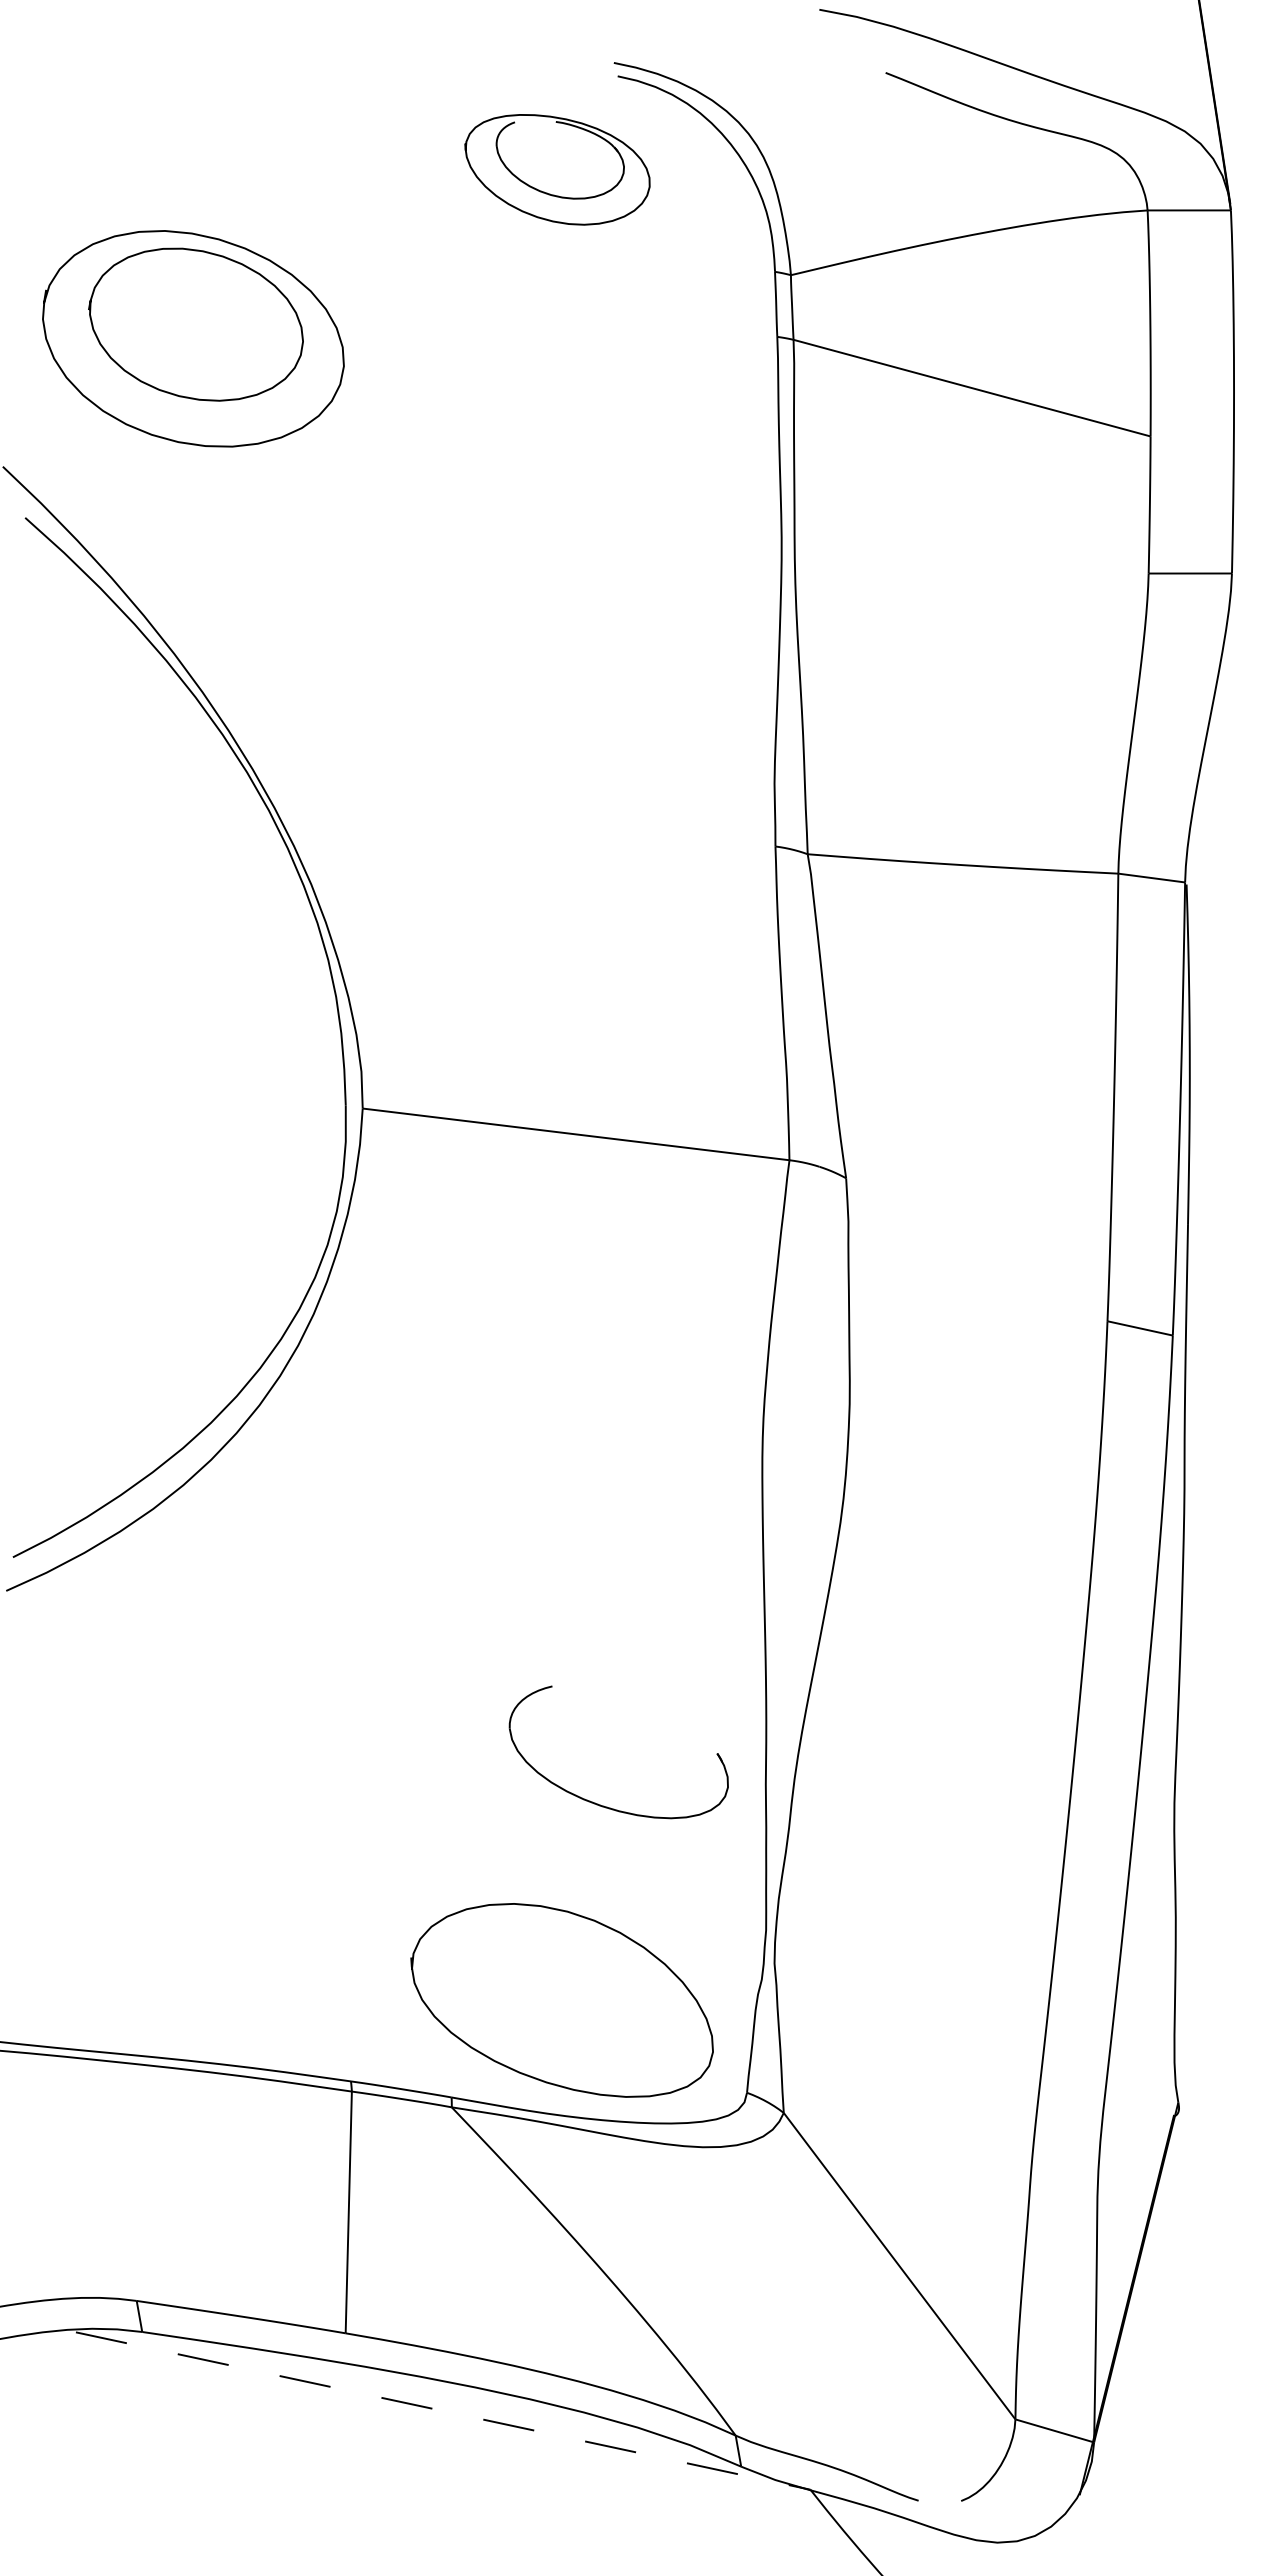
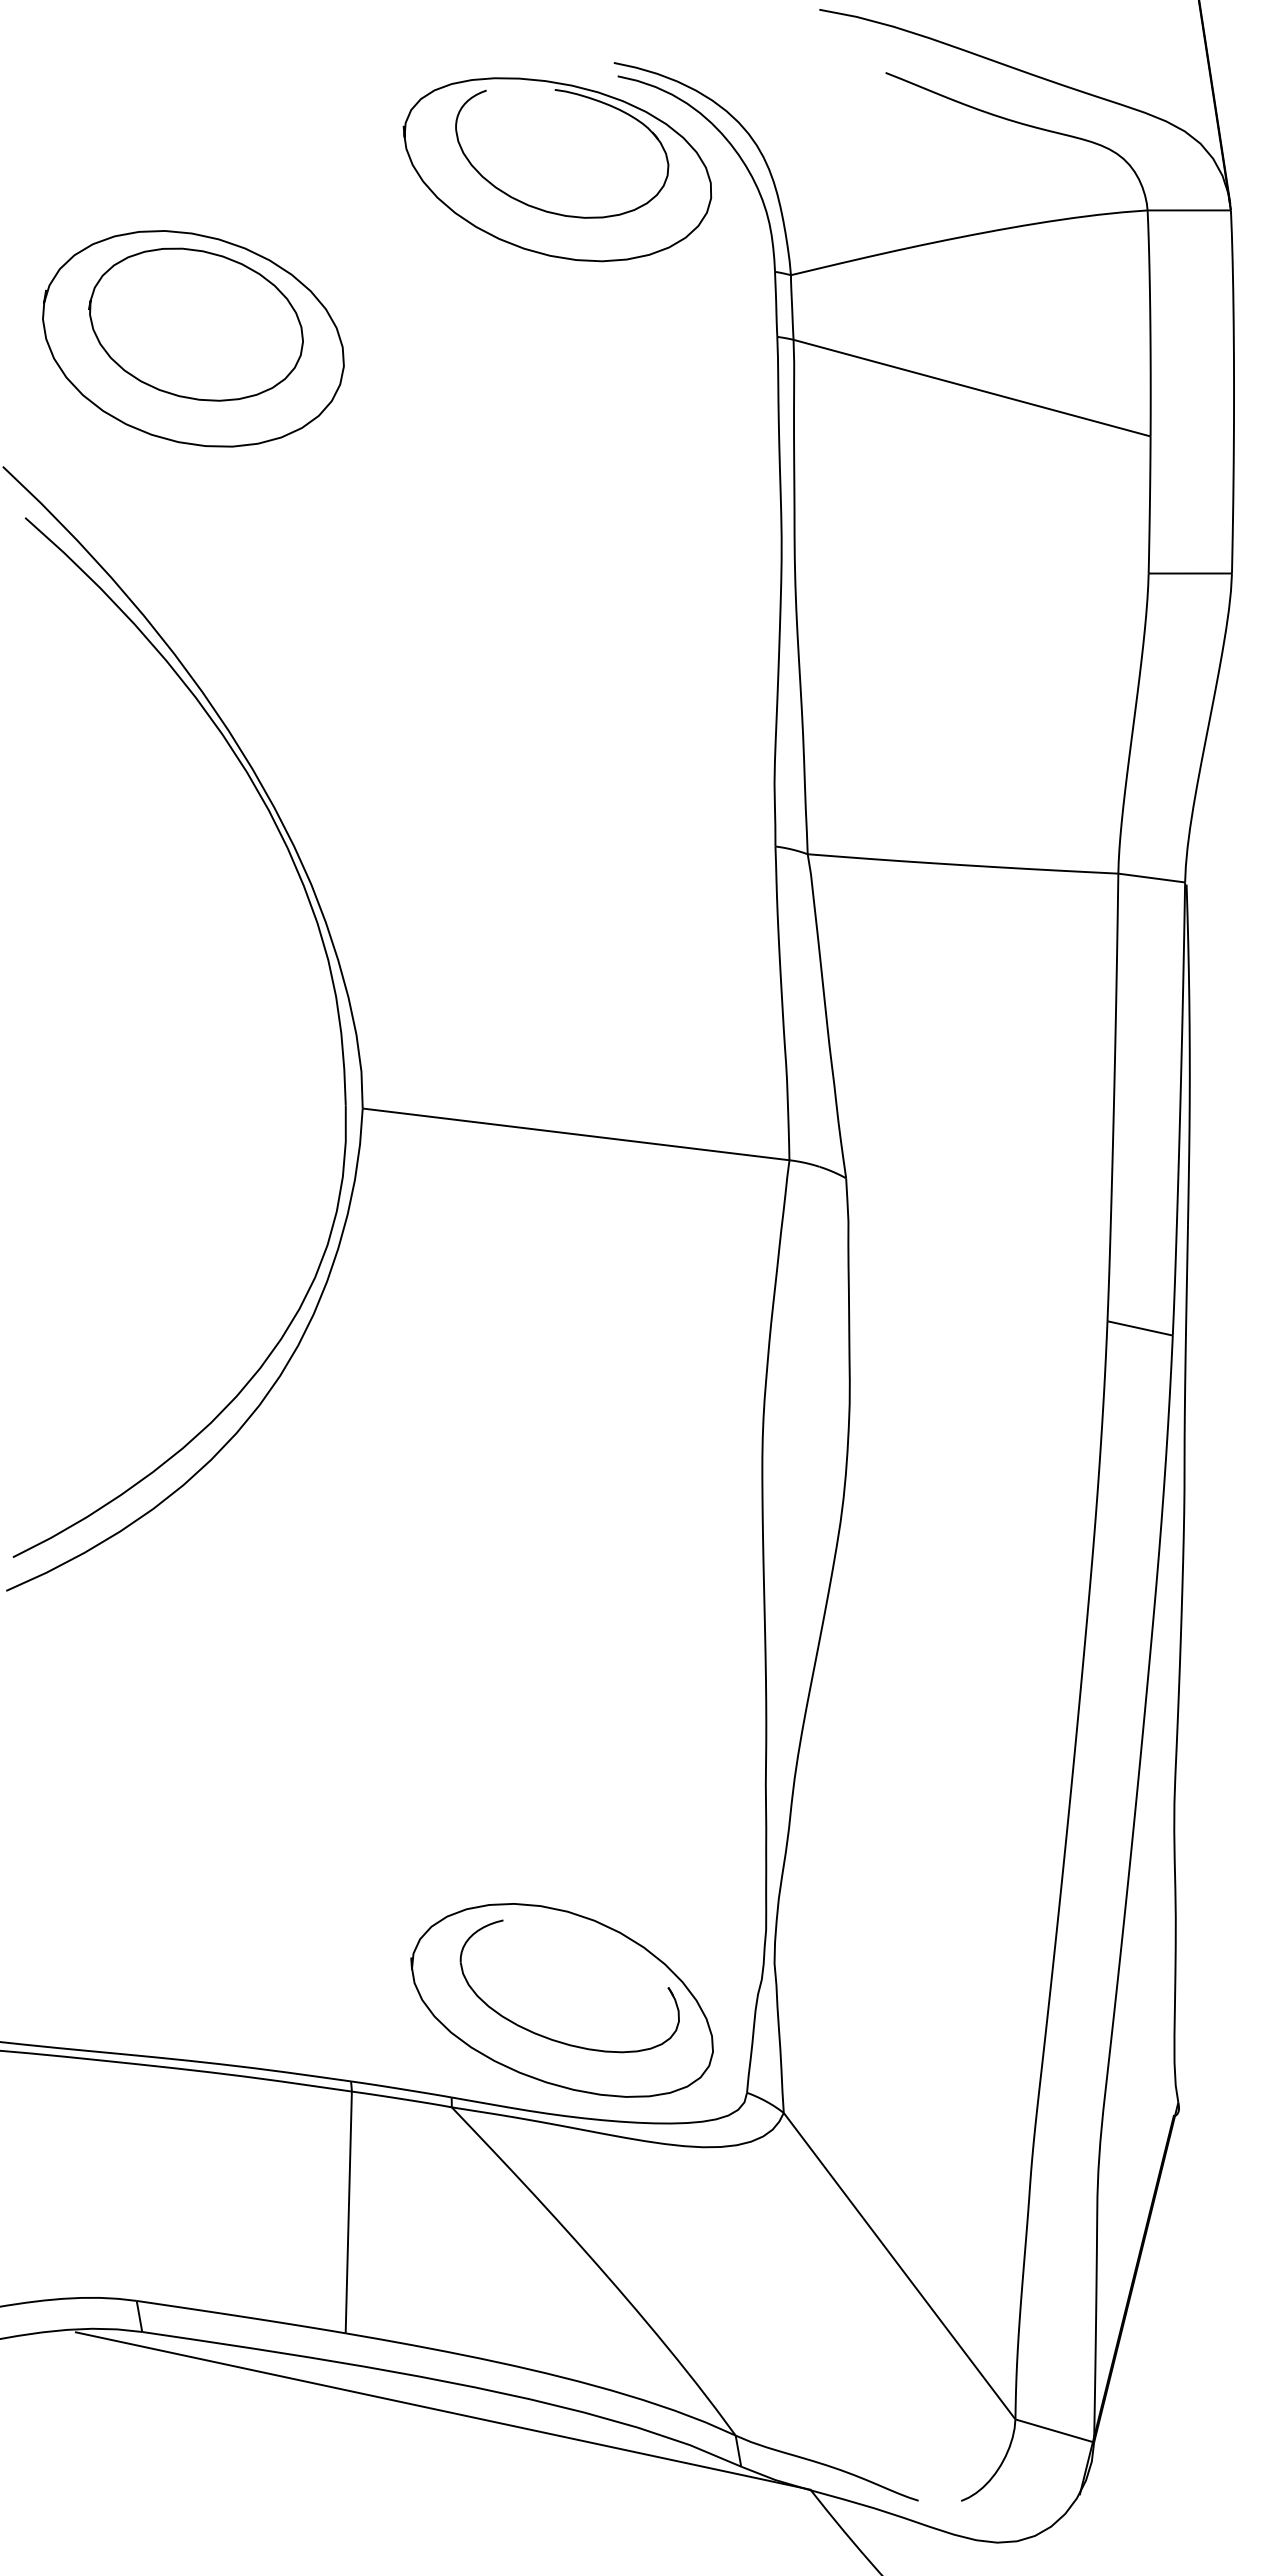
part size: 187x112 px -> 311x186 px (557, 169)
part position: (598, 1803) -> (549, 2037) (549, 2037)
line: dashed -> solid (443, 2411)
